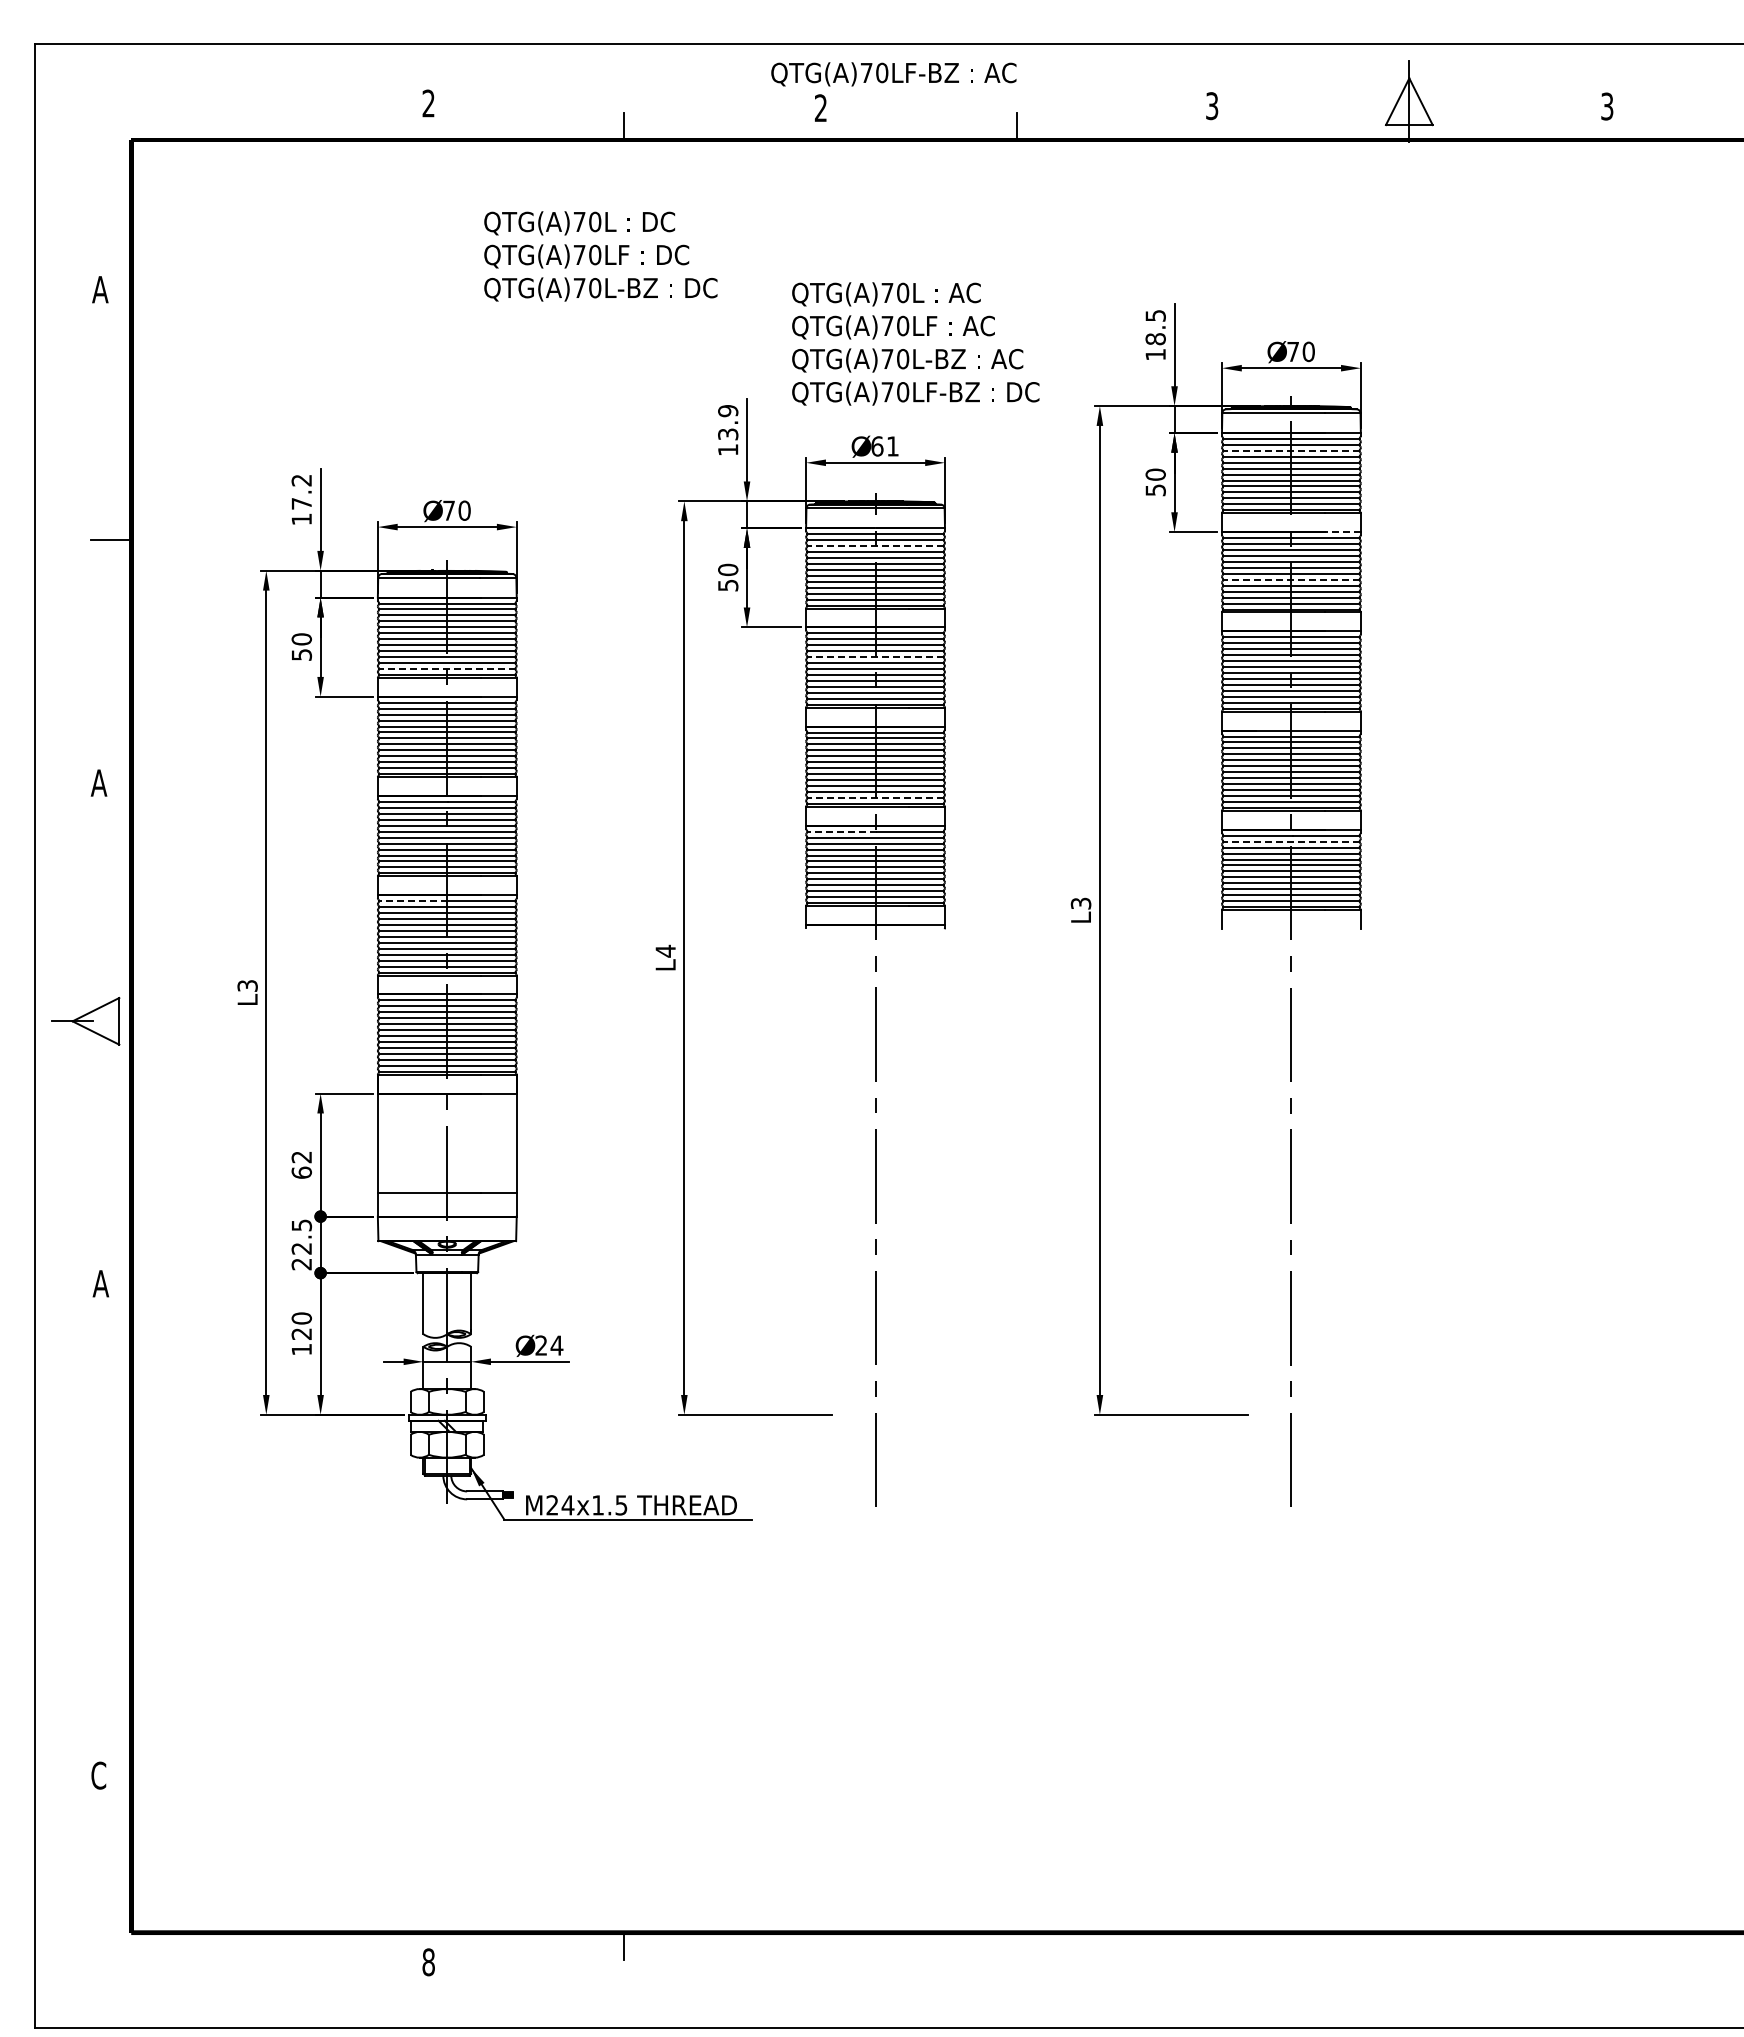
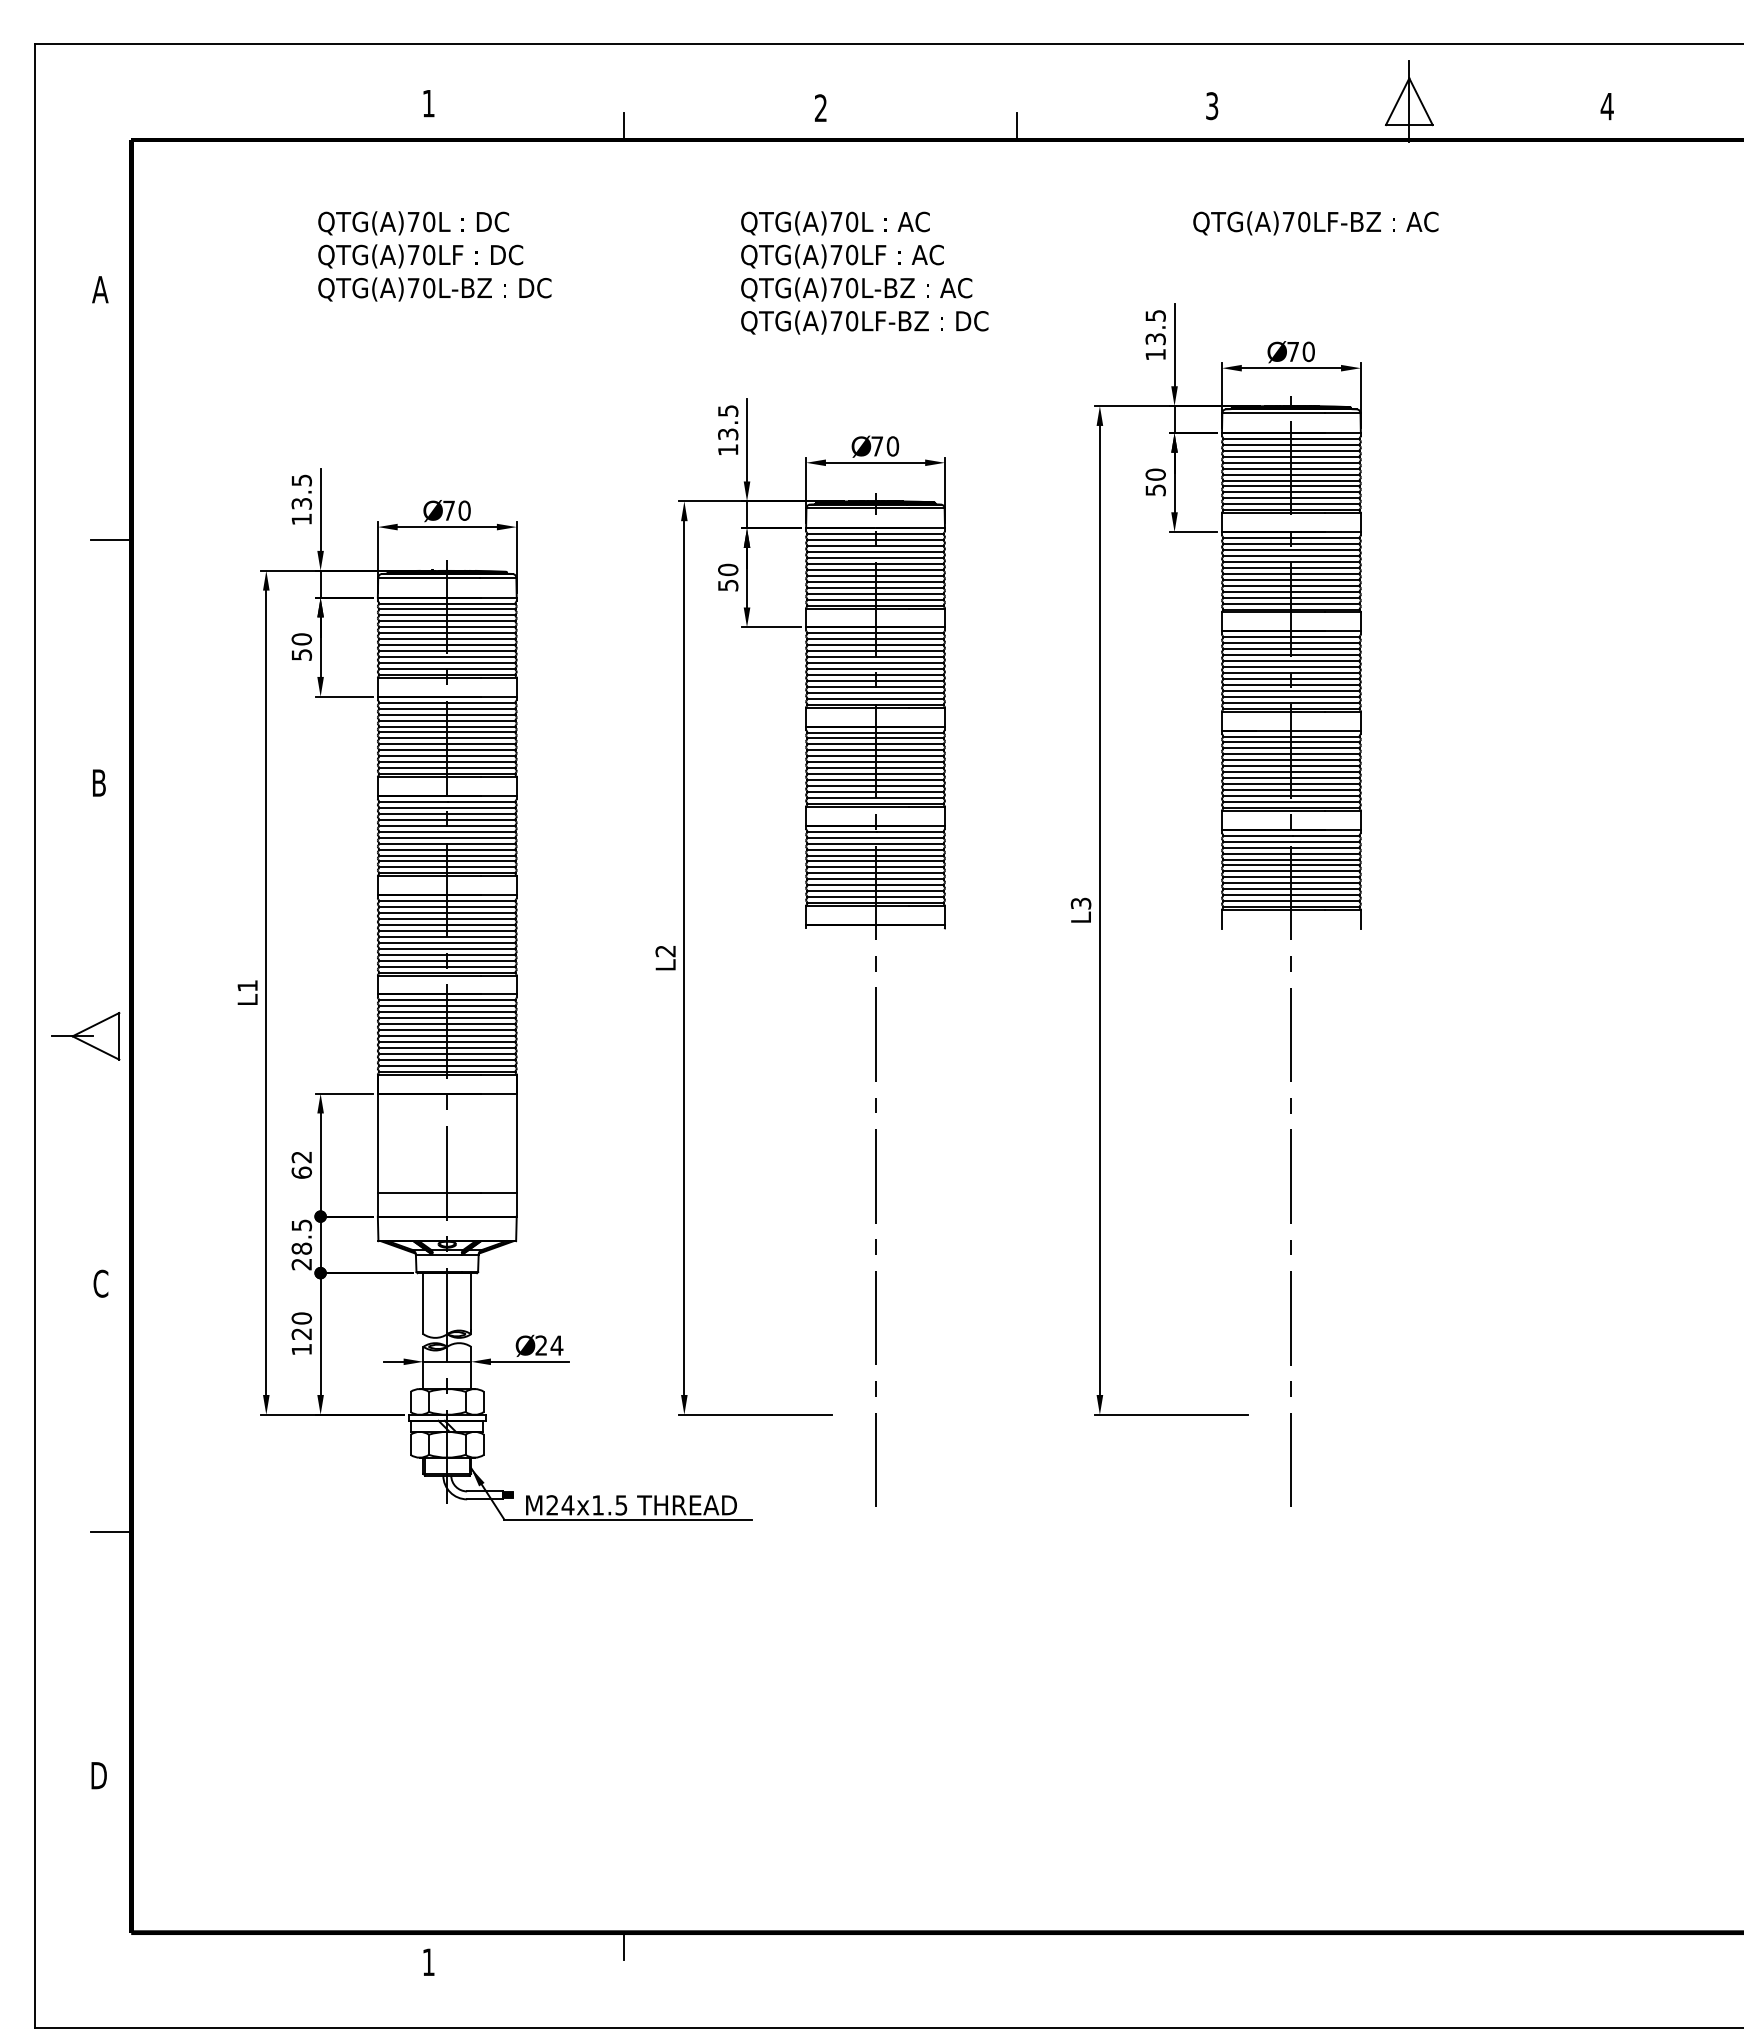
text position: (893, 74) -> (1315, 223) (1315, 223)
text: 2 -> 1 (428, 103)
text: 3 -> 4 (1606, 106)
text position: (600, 256) -> (434, 256) (434, 256)
text: 18.5 -> 13.5 (1155, 339)
text position: (915, 343) -> (864, 272) (864, 272)
text: 13.9 -> 13.5 (728, 411)
text: 61 -> 70 (885, 446)
line: dashed -> solid (1290, 450)
text: 17.2 -> 13.5 (301, 491)
line: dashed -> solid (1342, 532)
line: dashed -> solid (875, 546)
line: dashed -> solid (1290, 579)
line: dashed -> solid (875, 657)
line: dashed -> solid (446, 669)
text: A -> B (98, 782)
line: dashed -> solid (875, 797)
line: dashed -> solid (842, 831)
line: dashed -> solid (1290, 841)
line: dashed -> solid (413, 901)
text: L4 -> L2 (665, 950)
text: L3 -> L1 (247, 985)
part position: (85, 1021) -> (85, 1036) (85, 1036)
text: 22.5 -> 28.5 (301, 1248)
text: A -> C (100, 1283)
line: none -> present (110, 1532)
text: C -> D (98, 1775)
text: 8 -> 1 (428, 1962)
